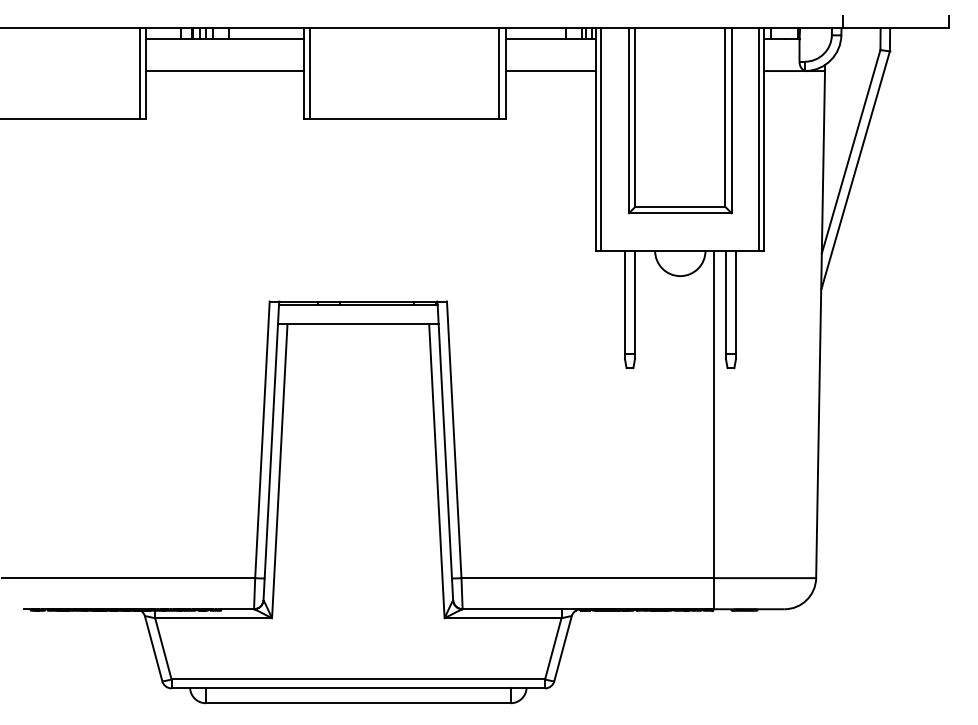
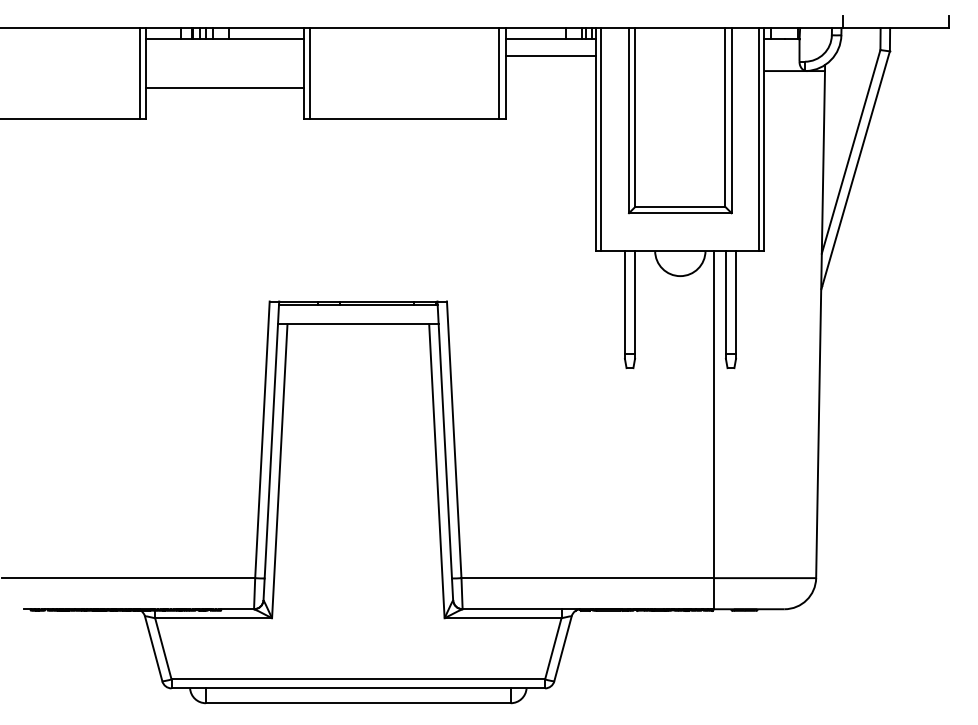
line position: (224, 71) -> (224, 88) (224, 88)
line position: (550, 71) -> (550, 56) (550, 56)
